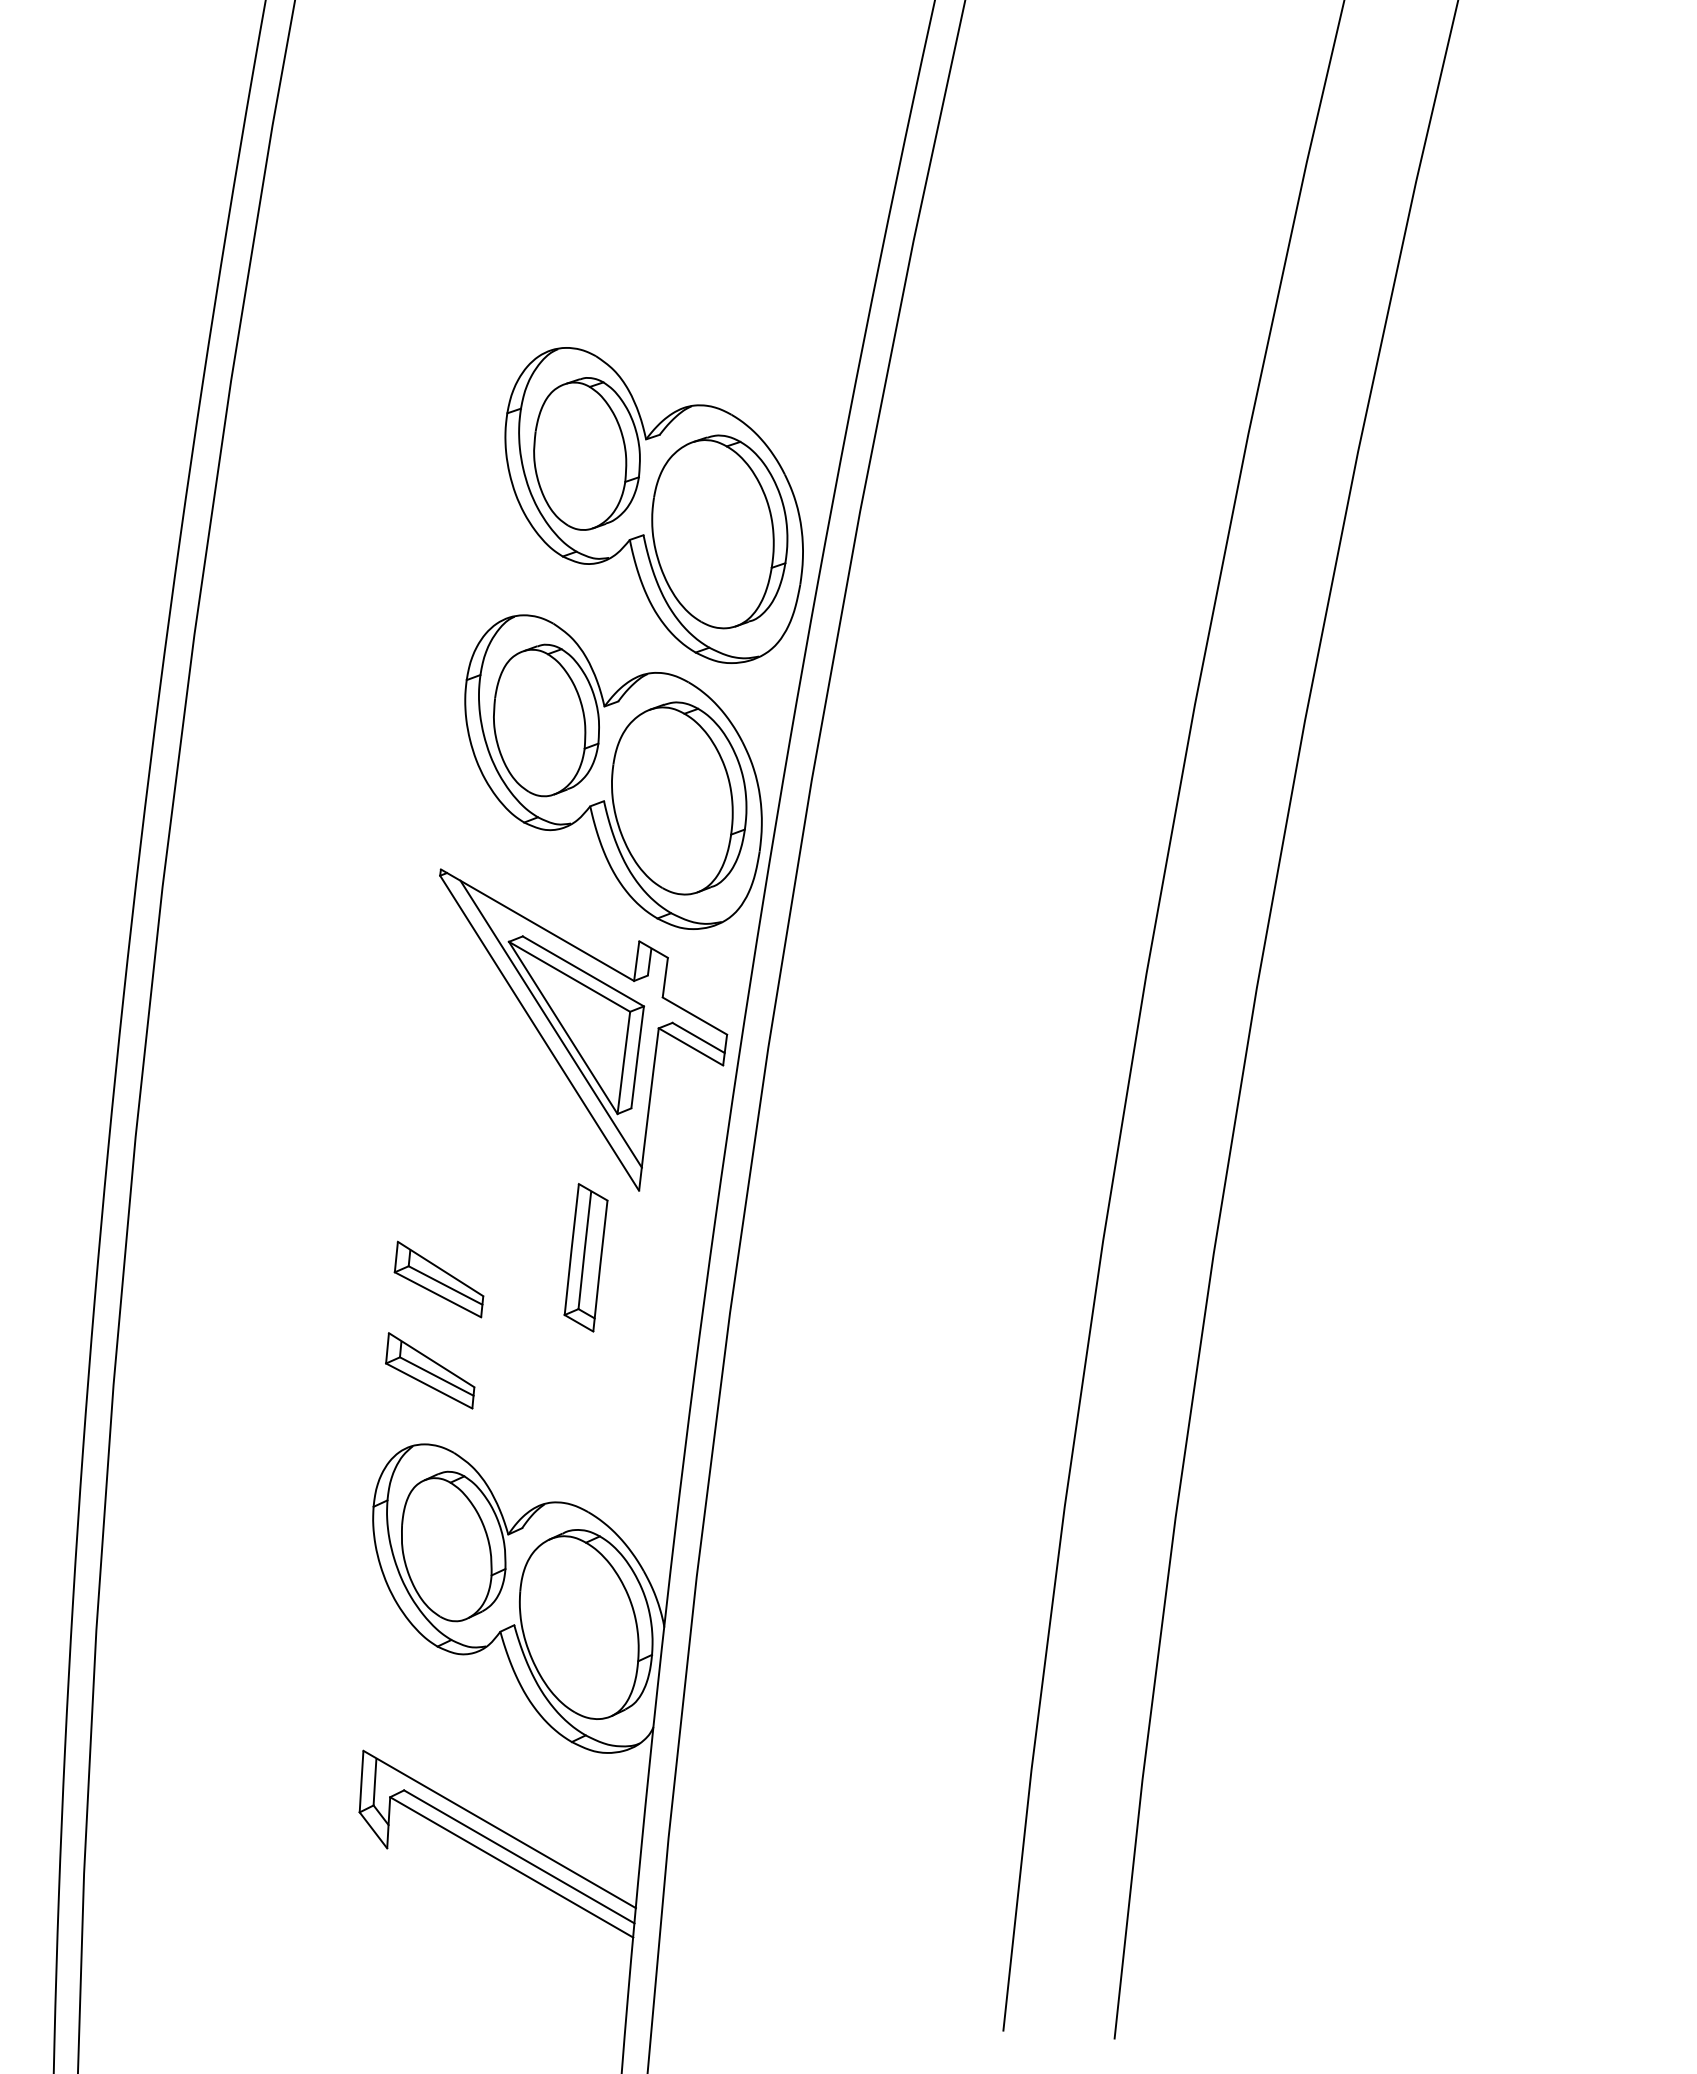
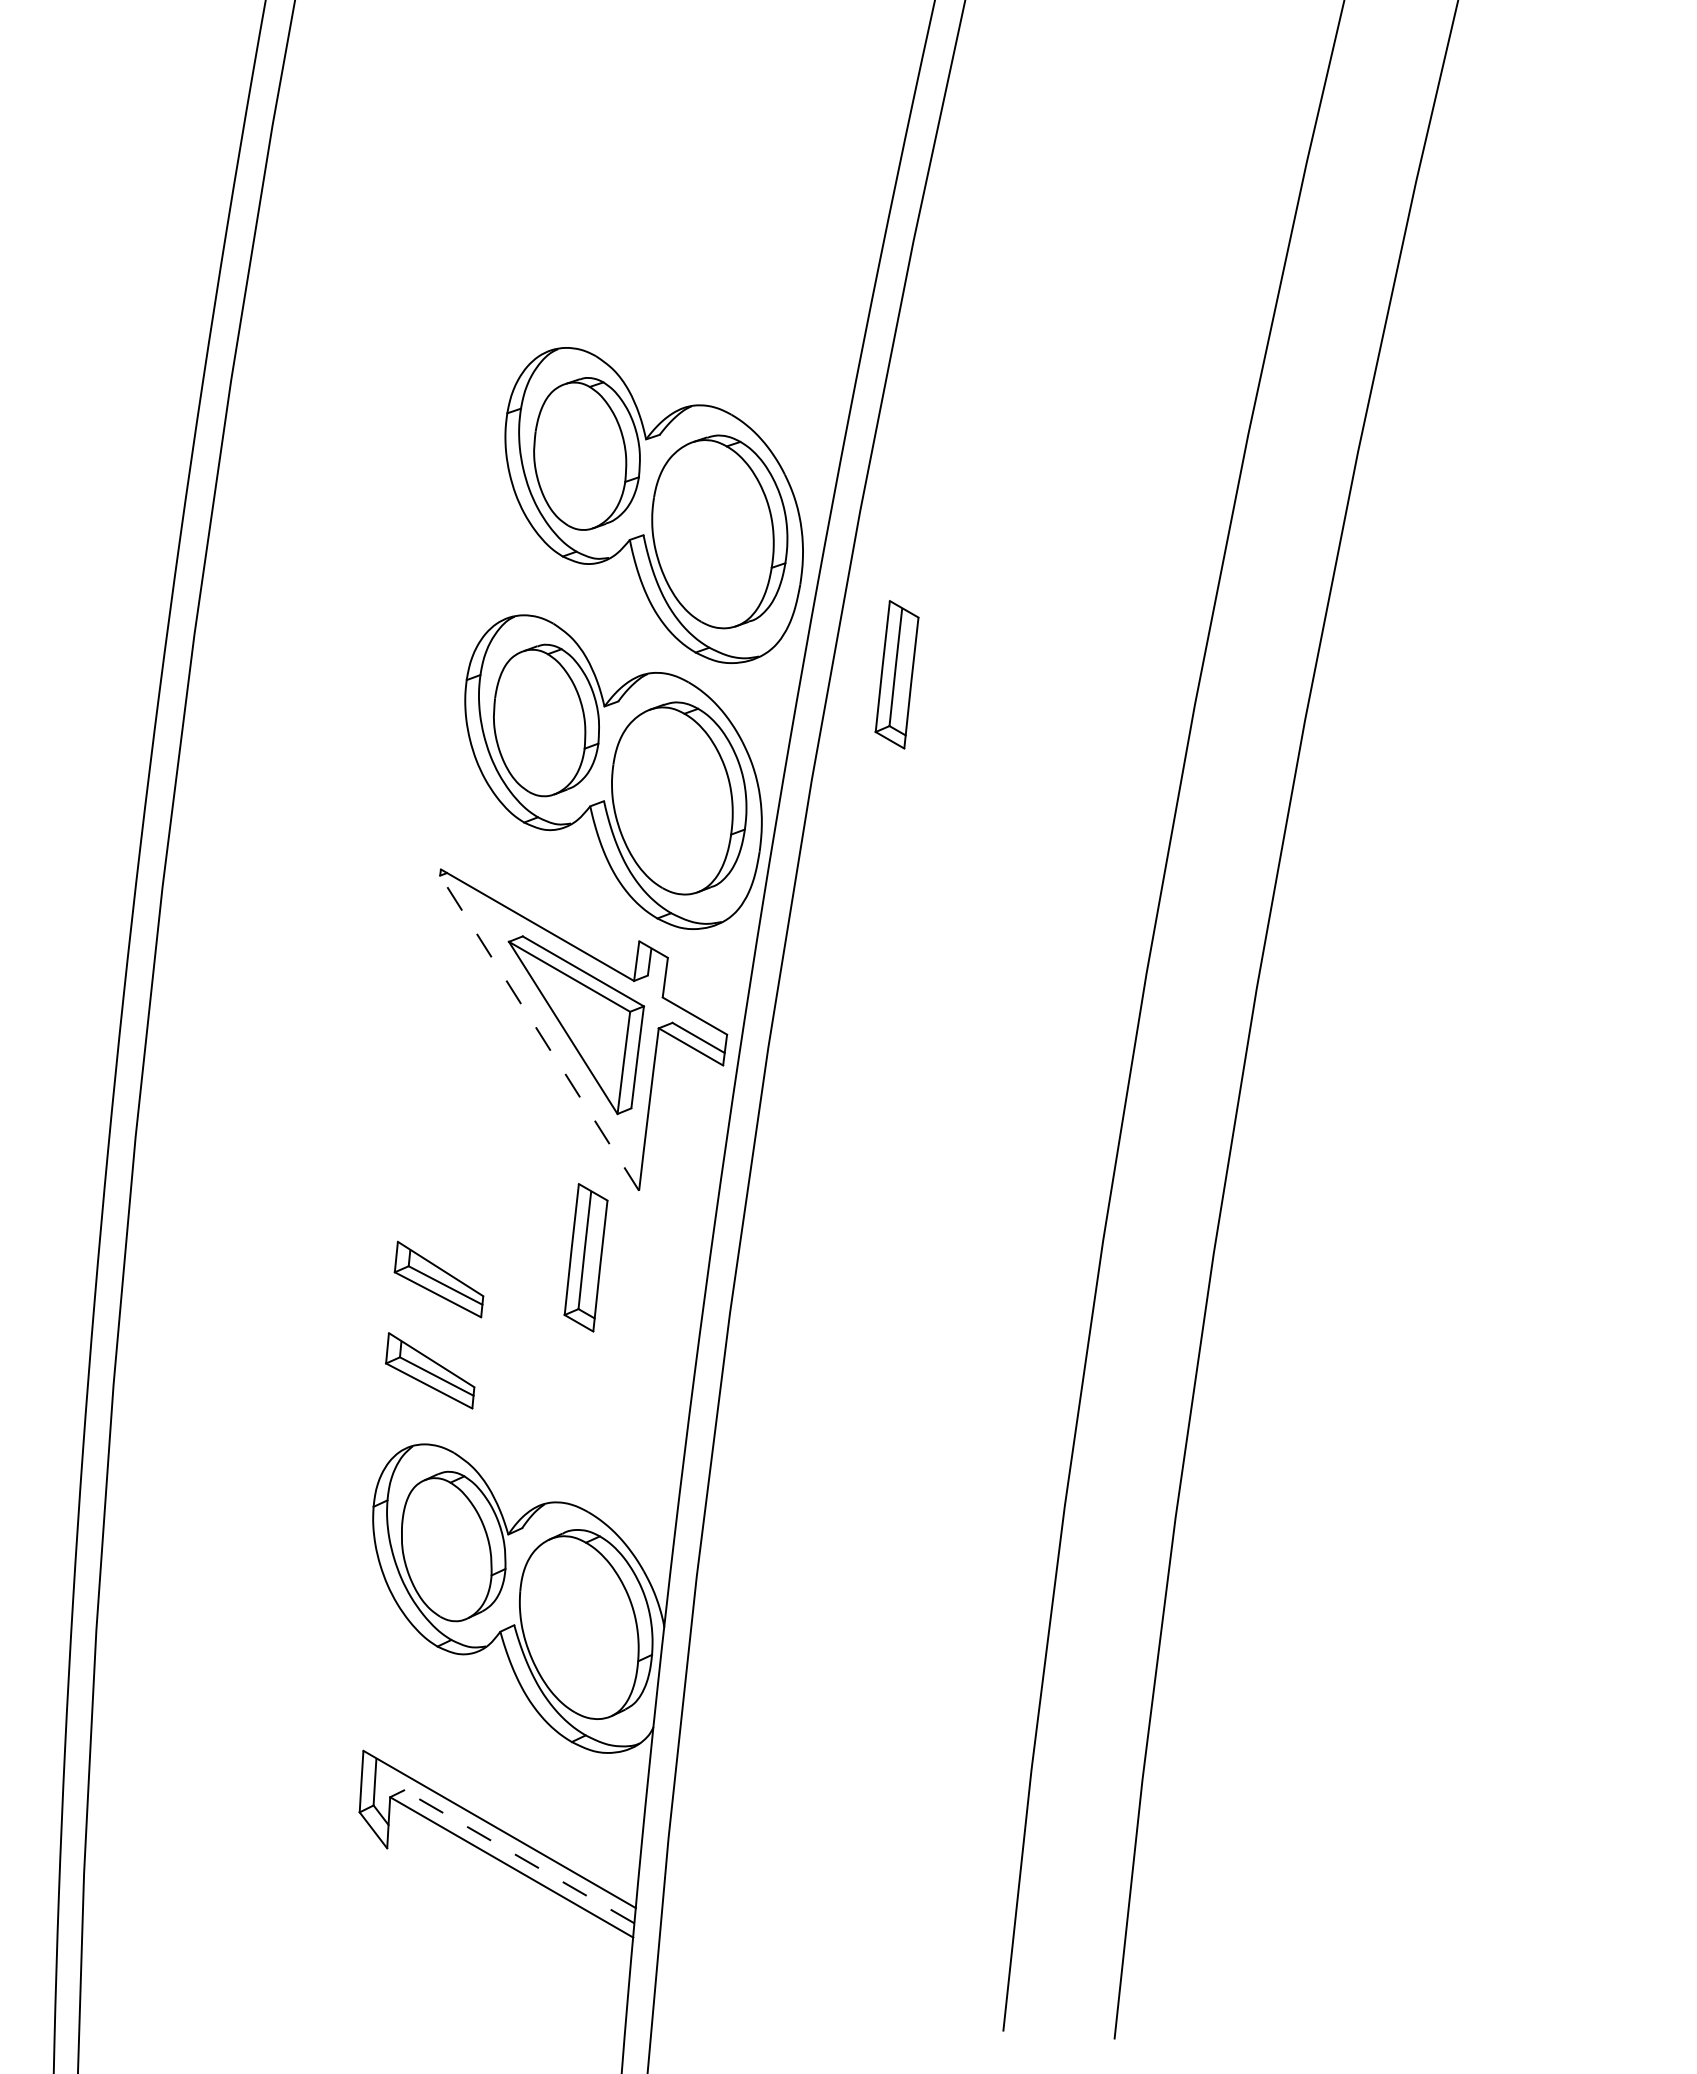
part: none -> present (896, 674)
line: present -> none (550, 1023)
line: solid -> dashed (539, 1032)
line: solid -> dashed (518, 1856)
